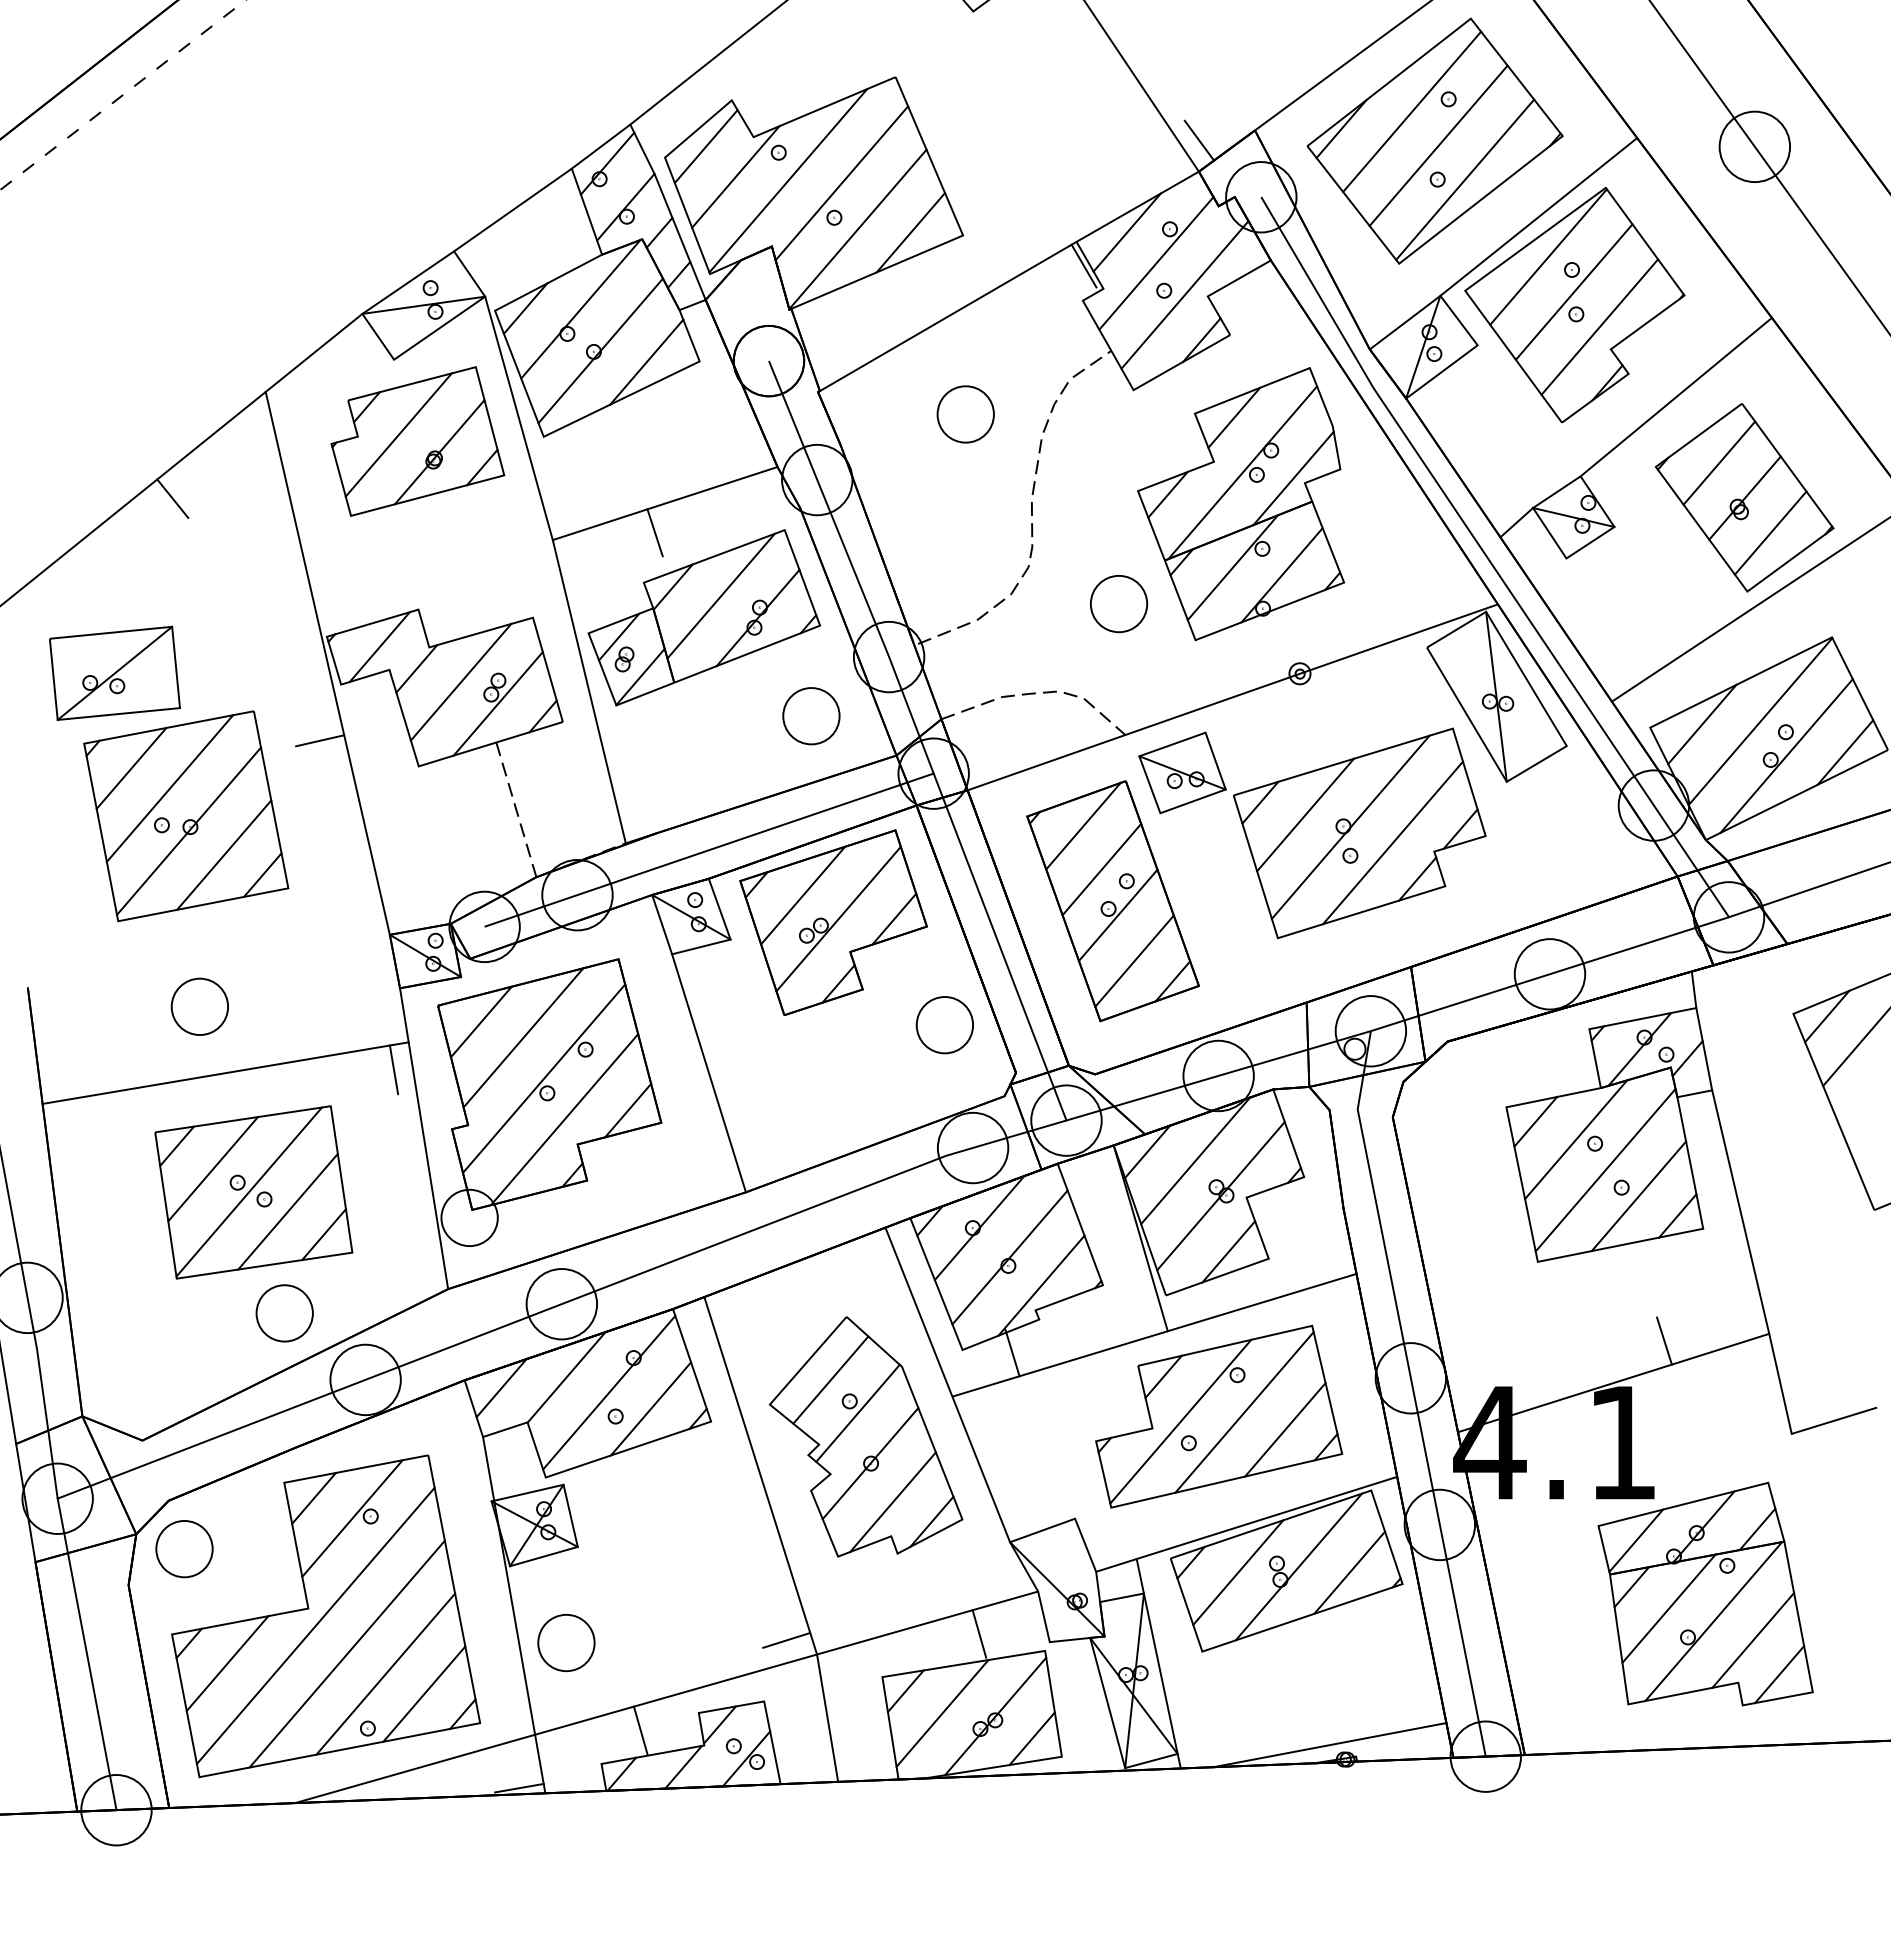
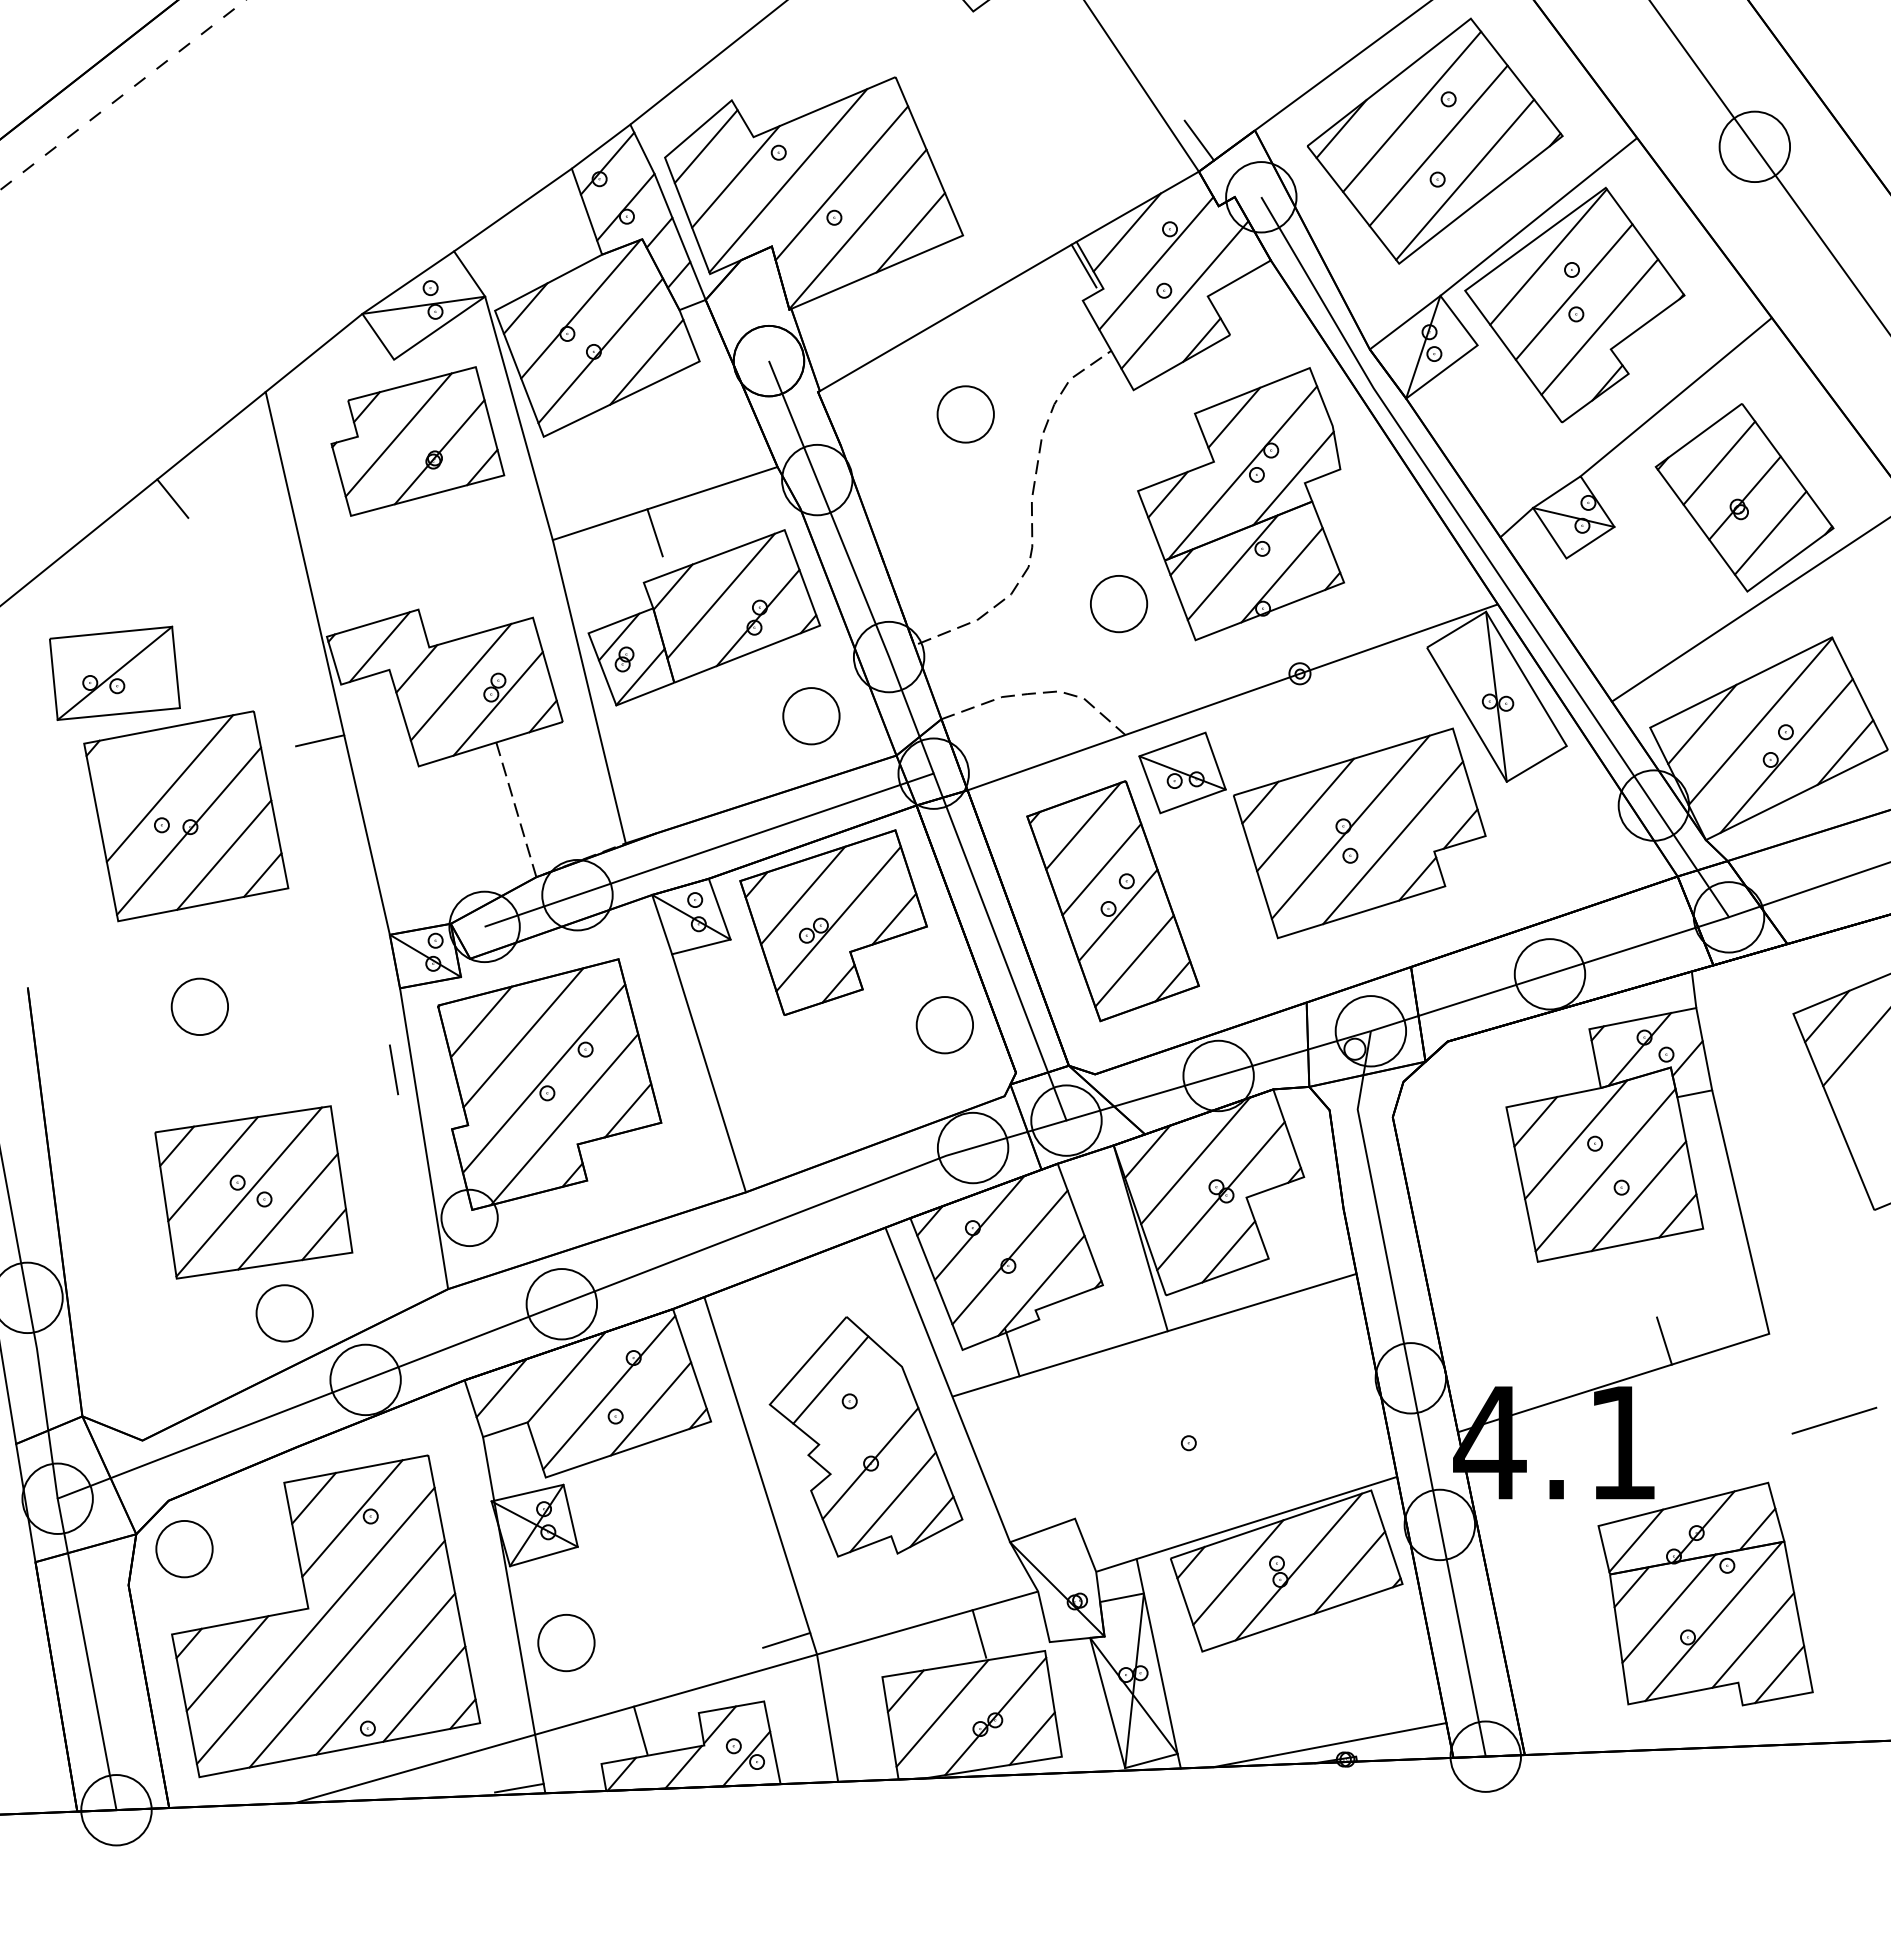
line: present -> none (131, 767)
line: present -> none (225, 1072)
line: present -> none (1780, 1383)
line: present -> none (857, 1412)
part: present -> none (1219, 1416)
